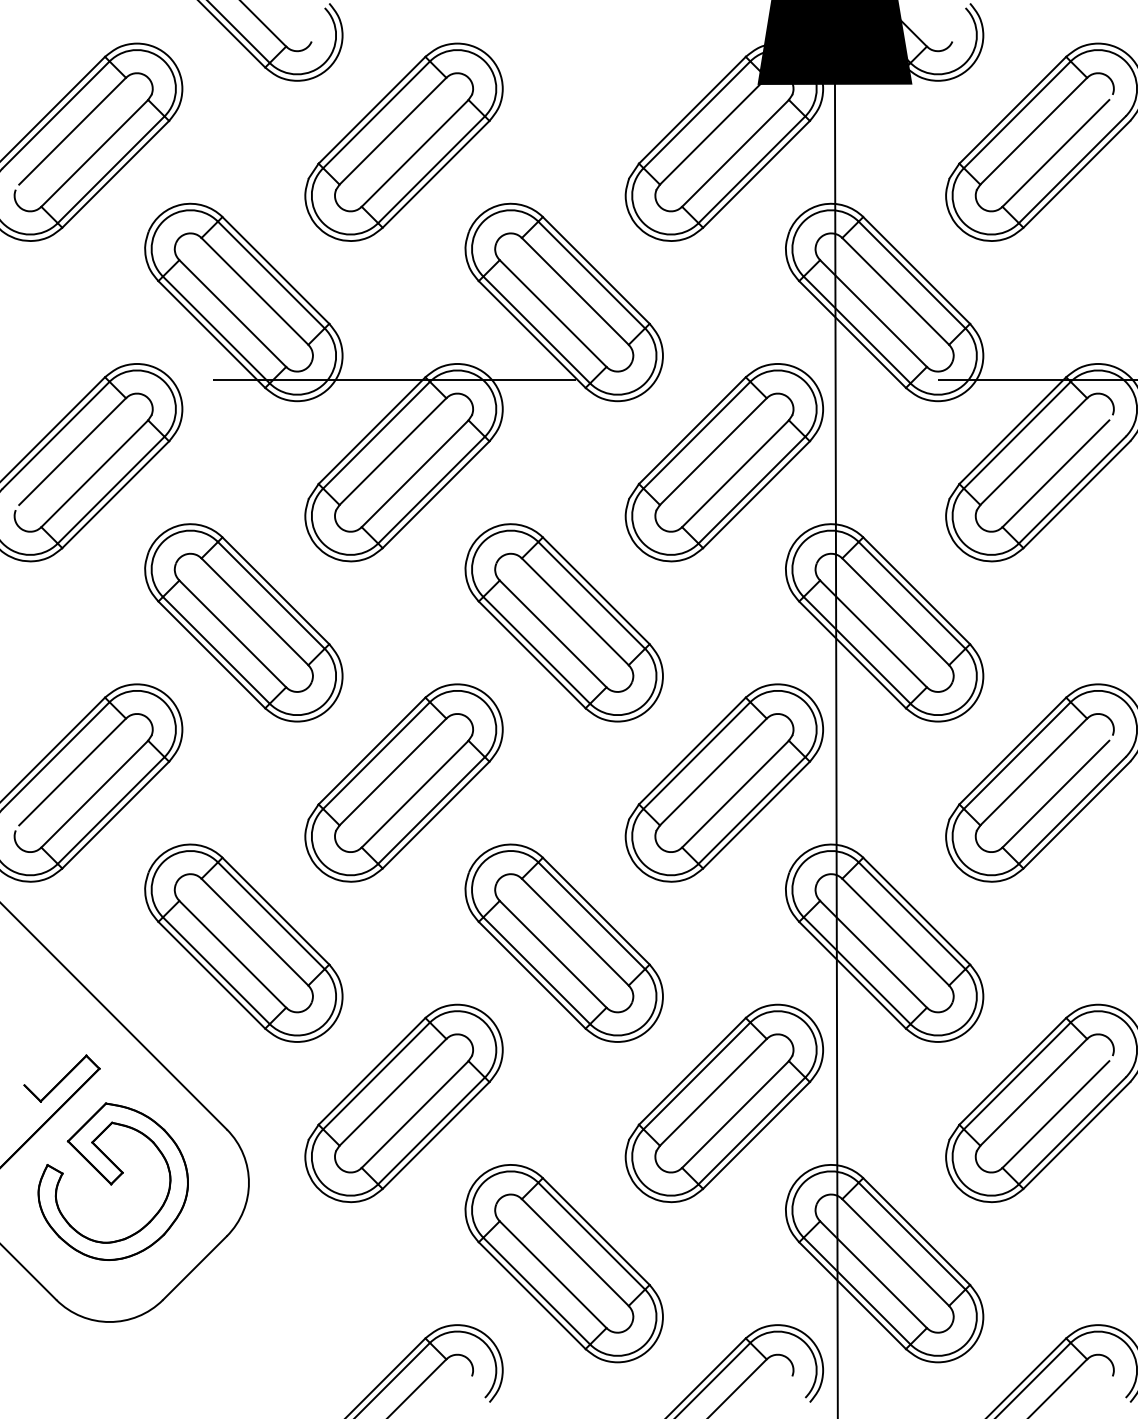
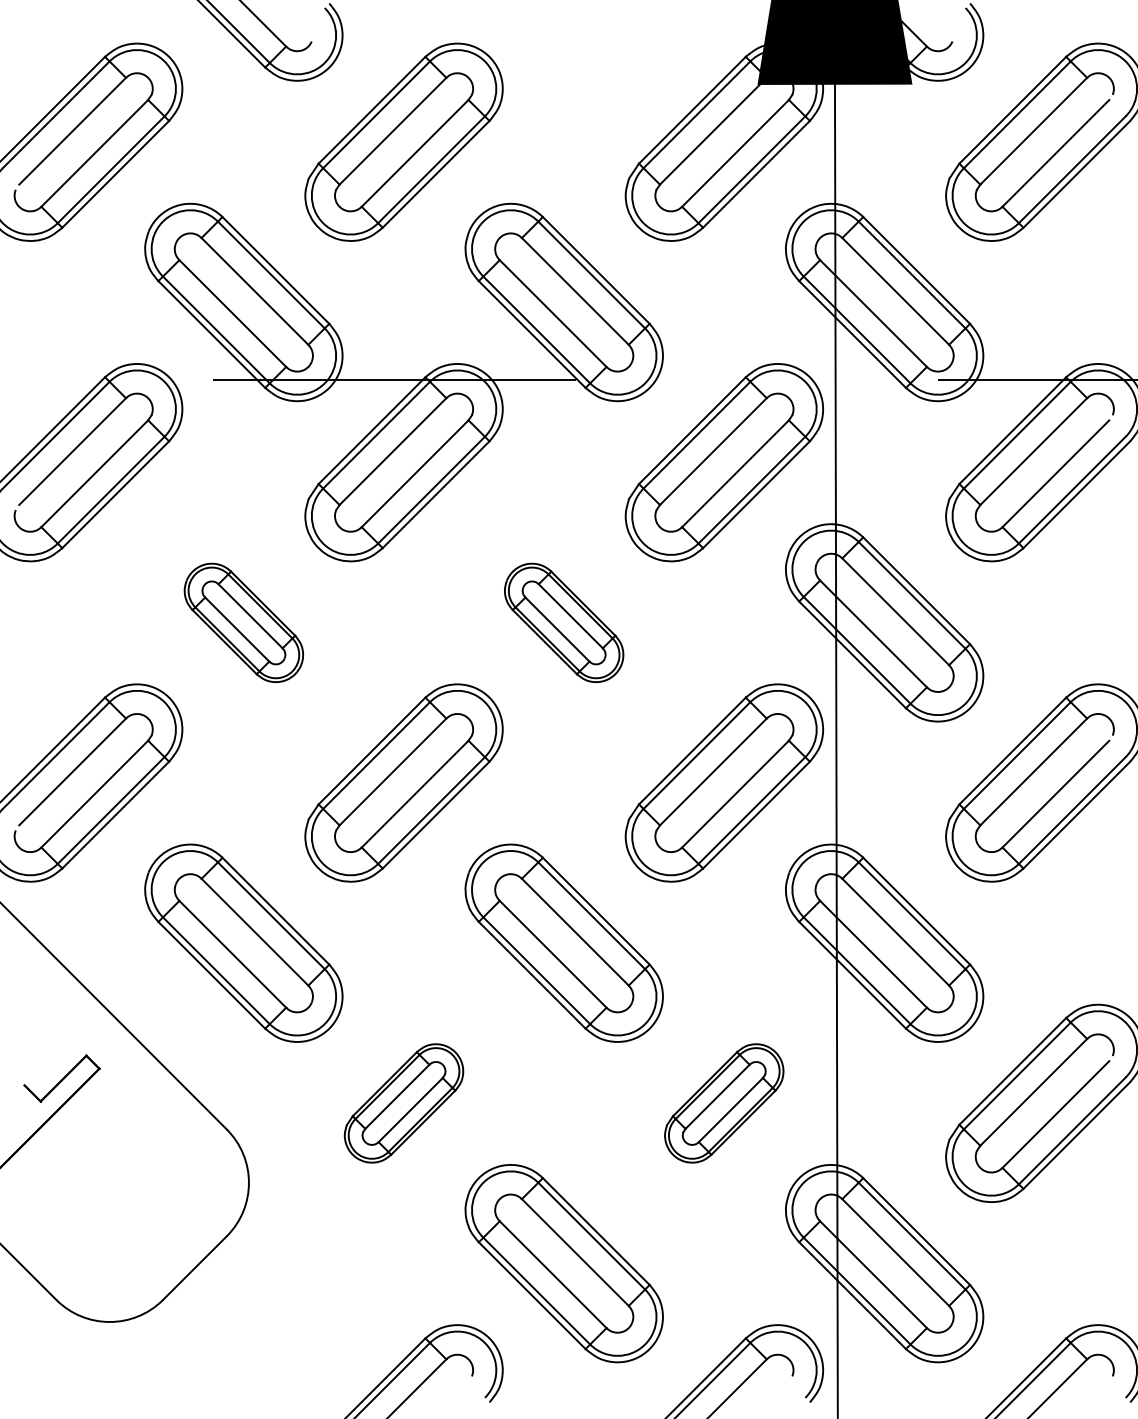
part size: 200x200 px -> 121x121 px (243, 622)
part size: 200x200 px -> 121x121 px (564, 622)
part size: 200x201 px -> 122x121 px (403, 1103)
part size: 200x201 px -> 121x121 px (724, 1103)
part: present -> none (112, 1181)
